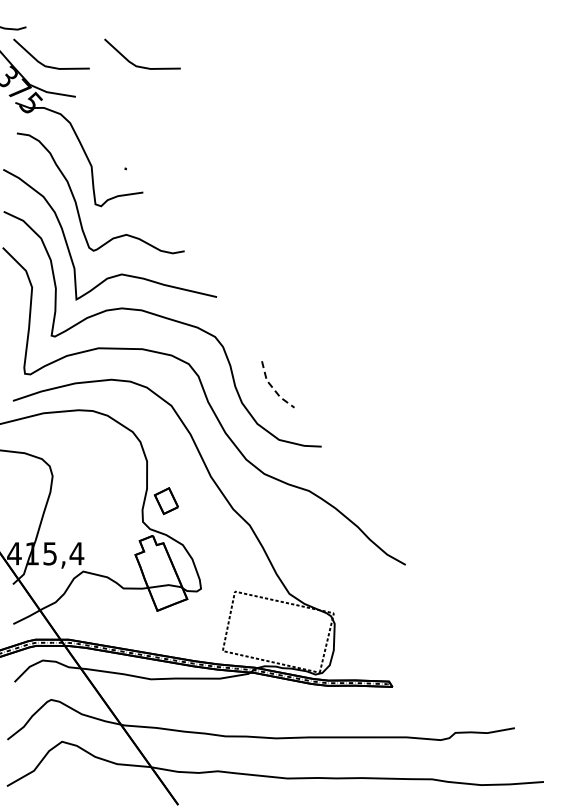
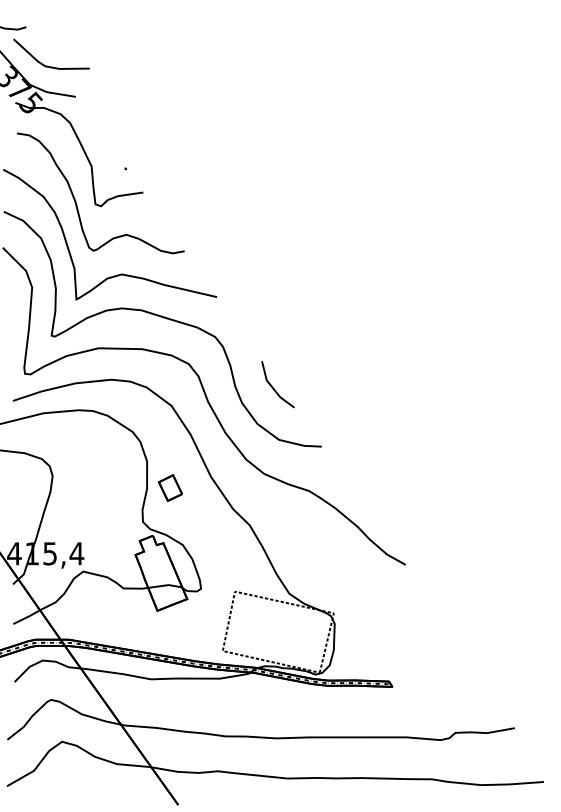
line: present -> none (138, 65)
line: dashed -> solid (272, 388)
part position: (165, 501) -> (169, 488) (169, 488)
